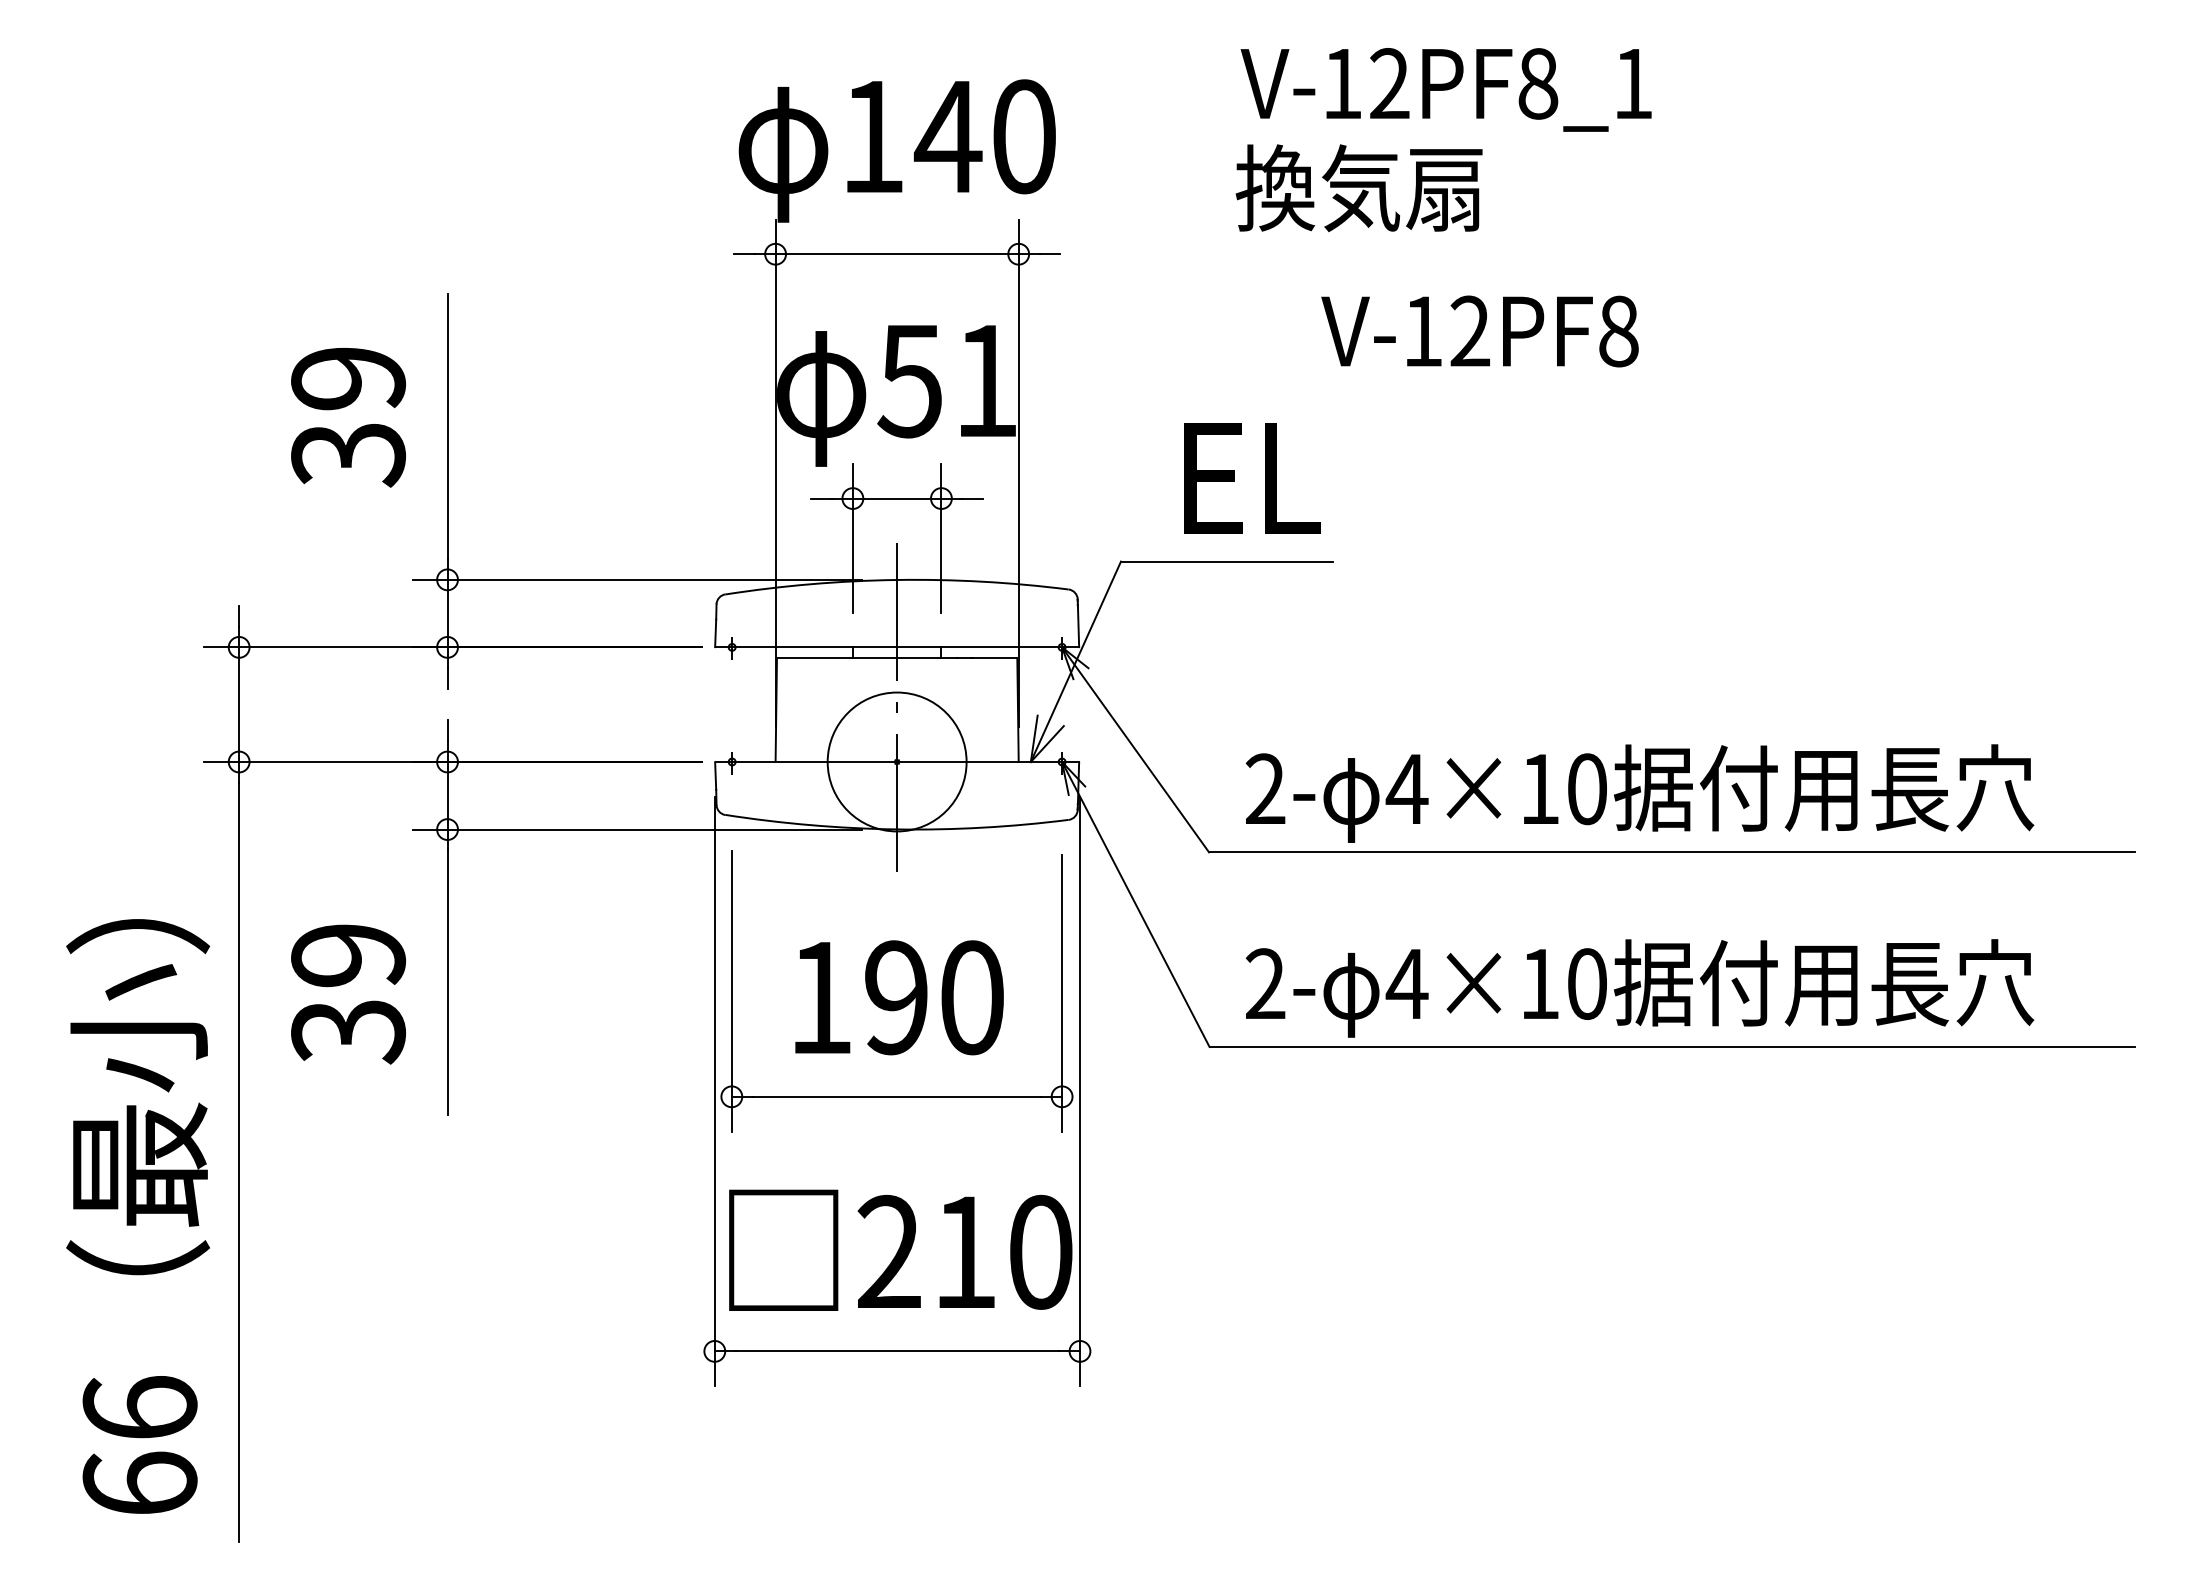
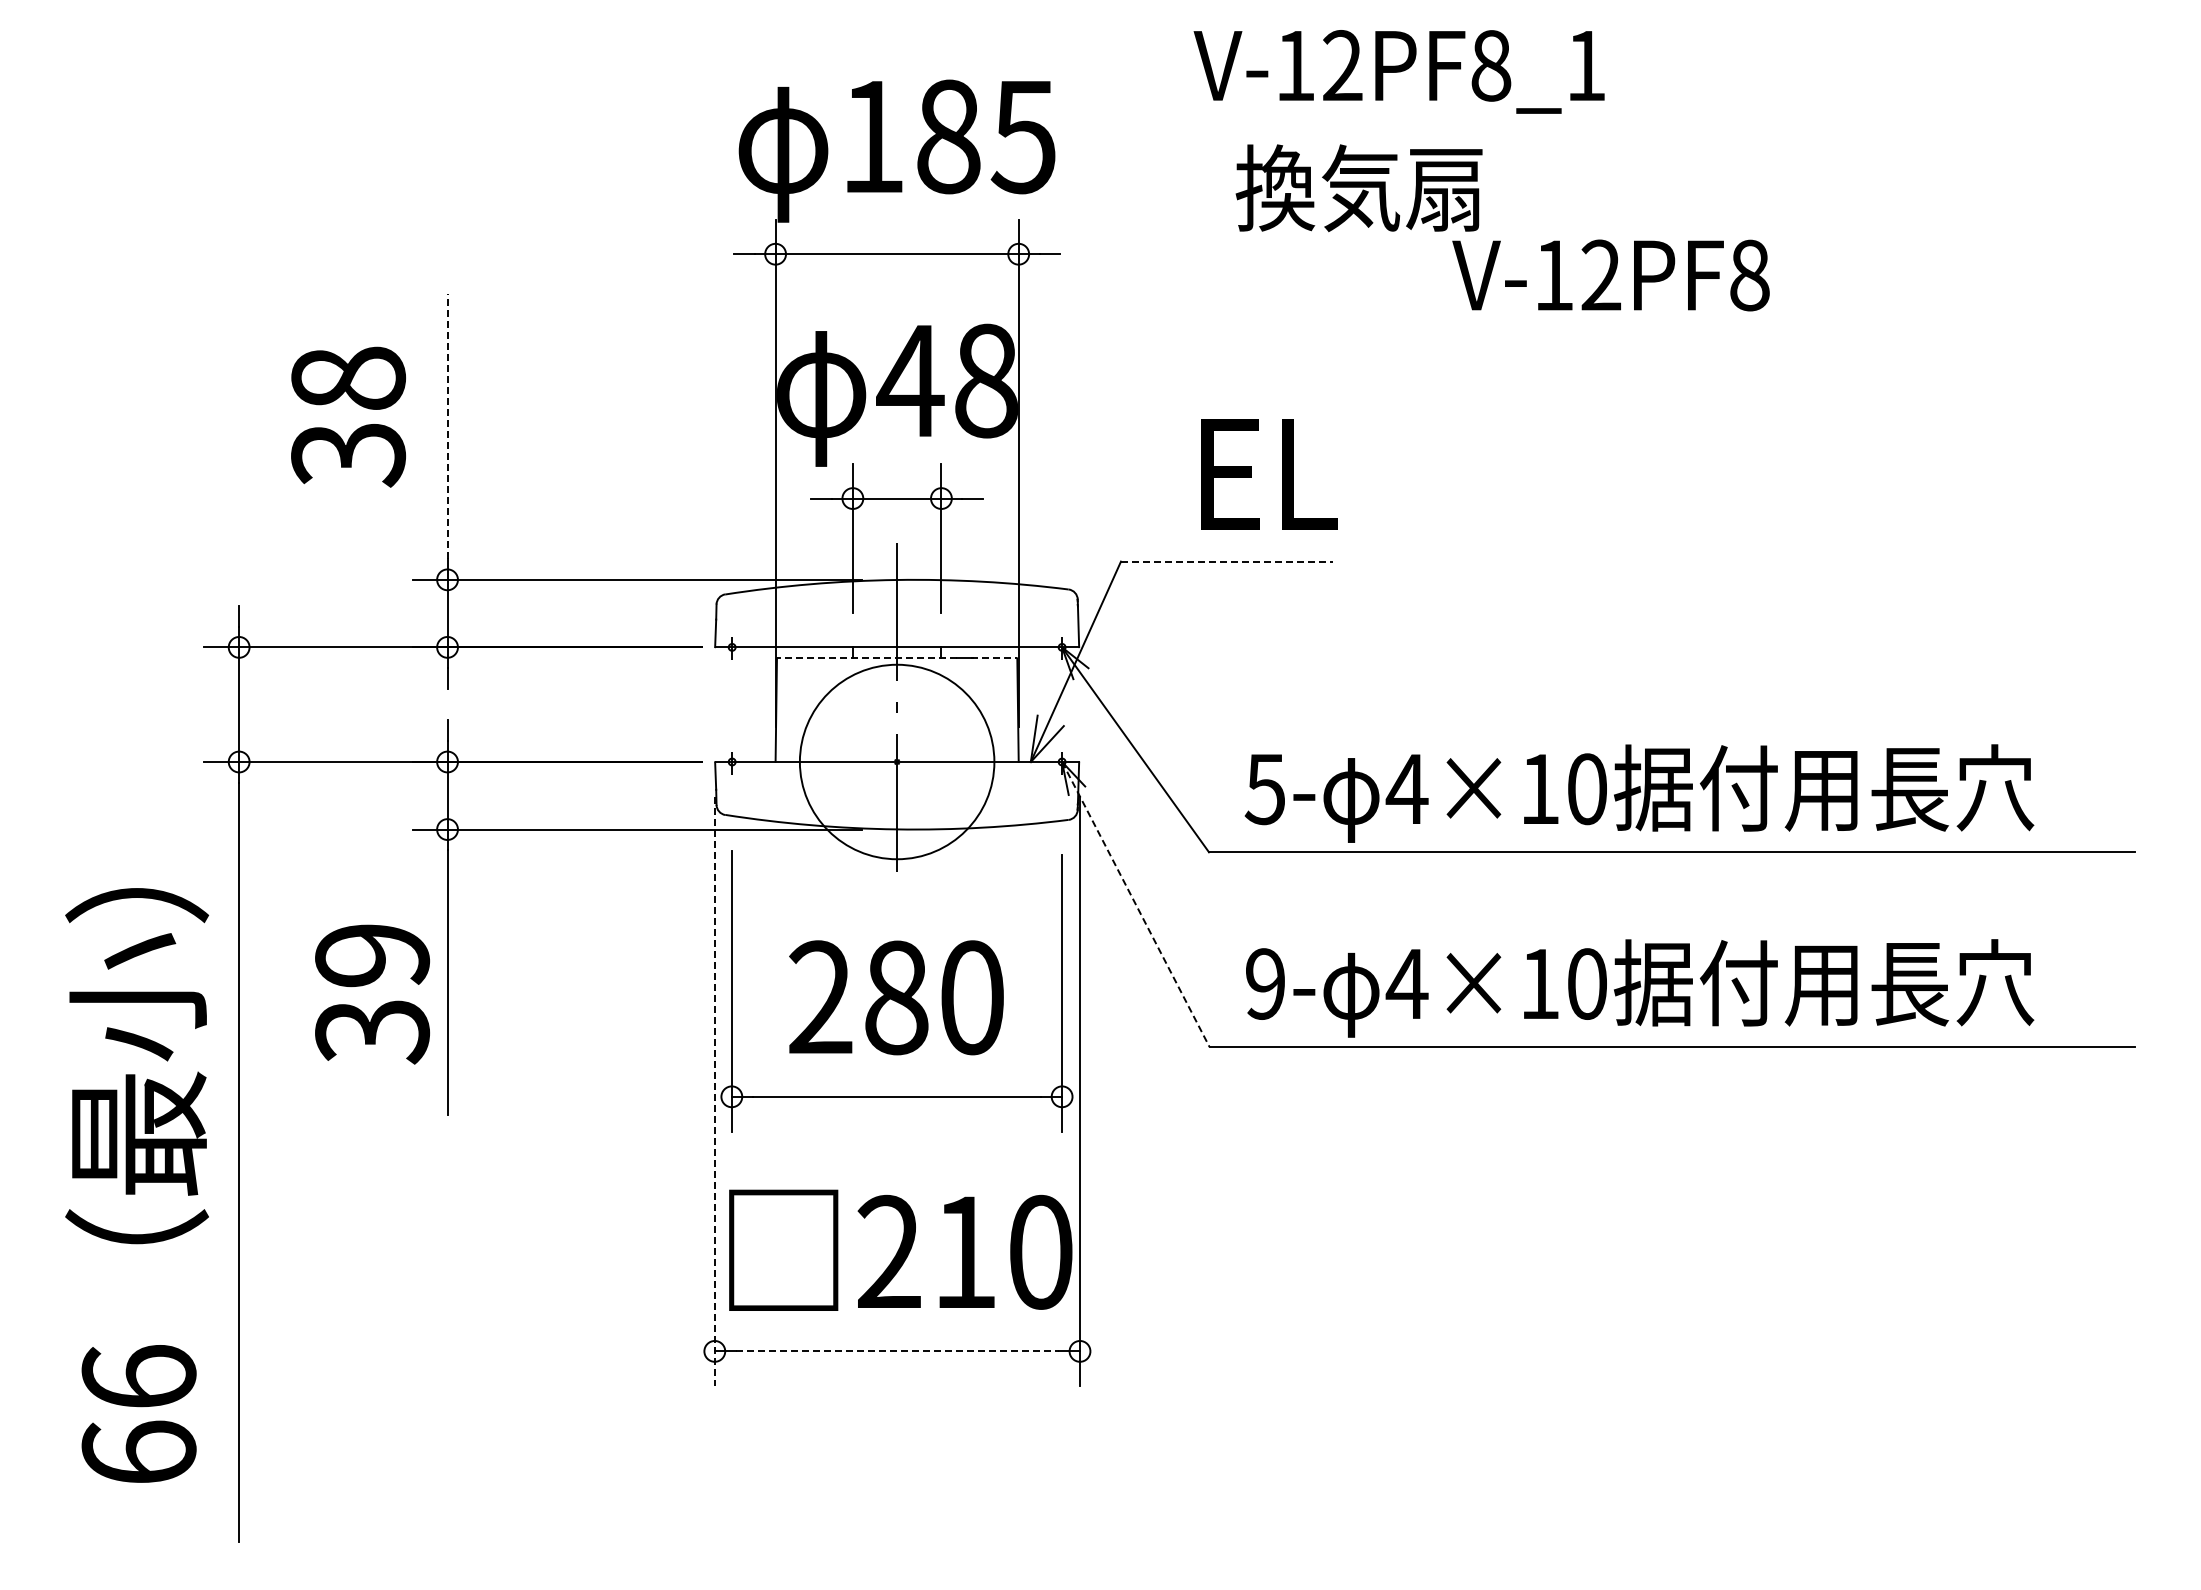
text position: (1445, 89) -> (1398, 71) (1398, 71)
text: 140 -> 185 (984, 136)
text position: (1479, 331) -> (1610, 275) (1610, 275)
text: 39 -> 38 (348, 378)
text: 51 -> 48 (946, 380)
line: solid -> dashed (447, 426)
text position: (1252, 478) -> (1269, 474) (1269, 474)
line: solid -> dashed (1226, 561)
line: solid -> dashed (866, 658)
line: solid -> dashed (994, 658)
circle diameter: 139 px -> 194 px (896, 761)
text: 2- -> 5- (1264, 789)
line: solid -> dashed (1136, 904)
text: 2- -> 9- (1265, 983)
text position: (348, 994) -> (372, 994) (372, 994)
text: 190 -> 280 (858, 997)
line: solid -> dashed (714, 1091)
text position: (138, 1216) -> (137, 1185) (137, 1185)
line: solid -> dashed (897, 1351)
